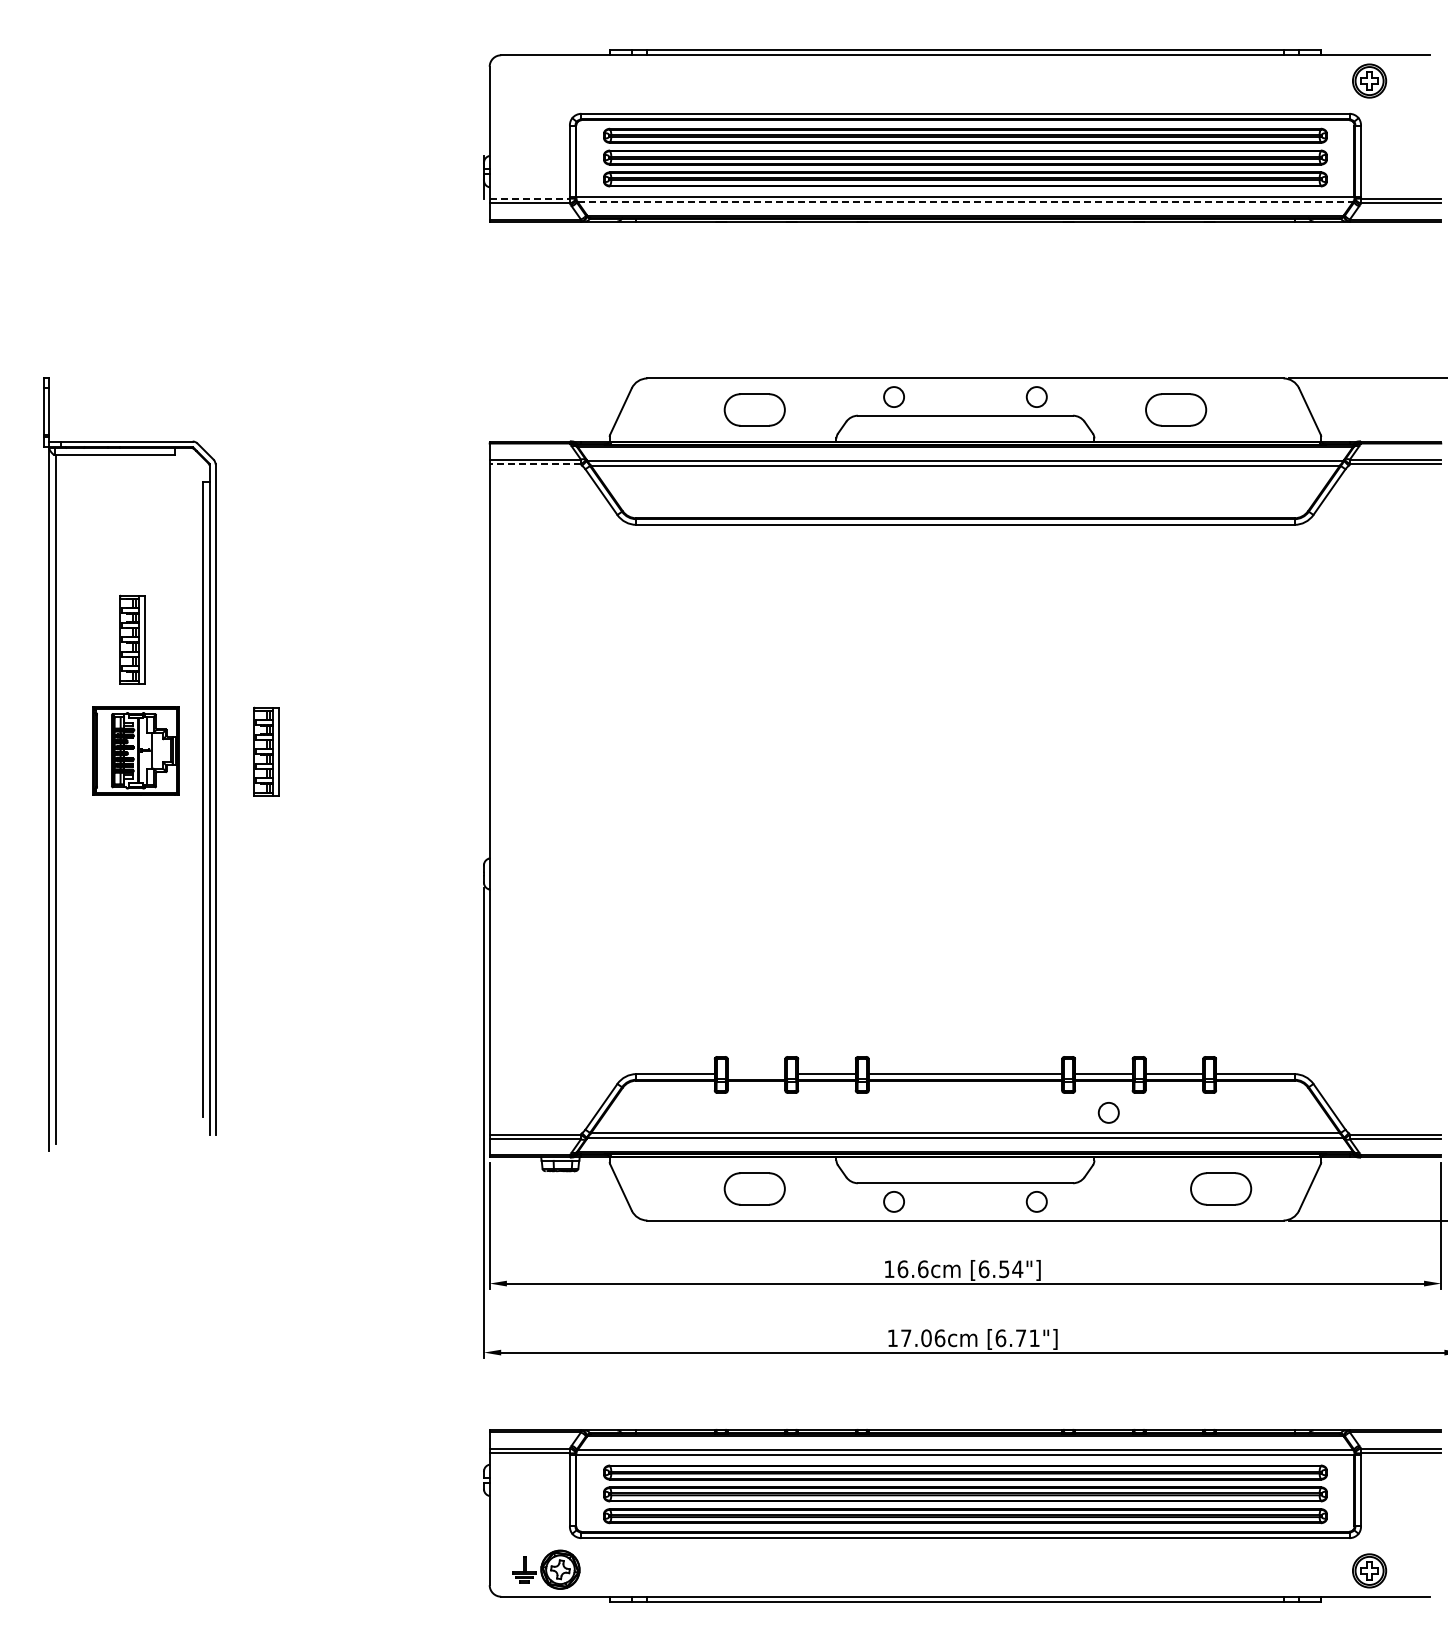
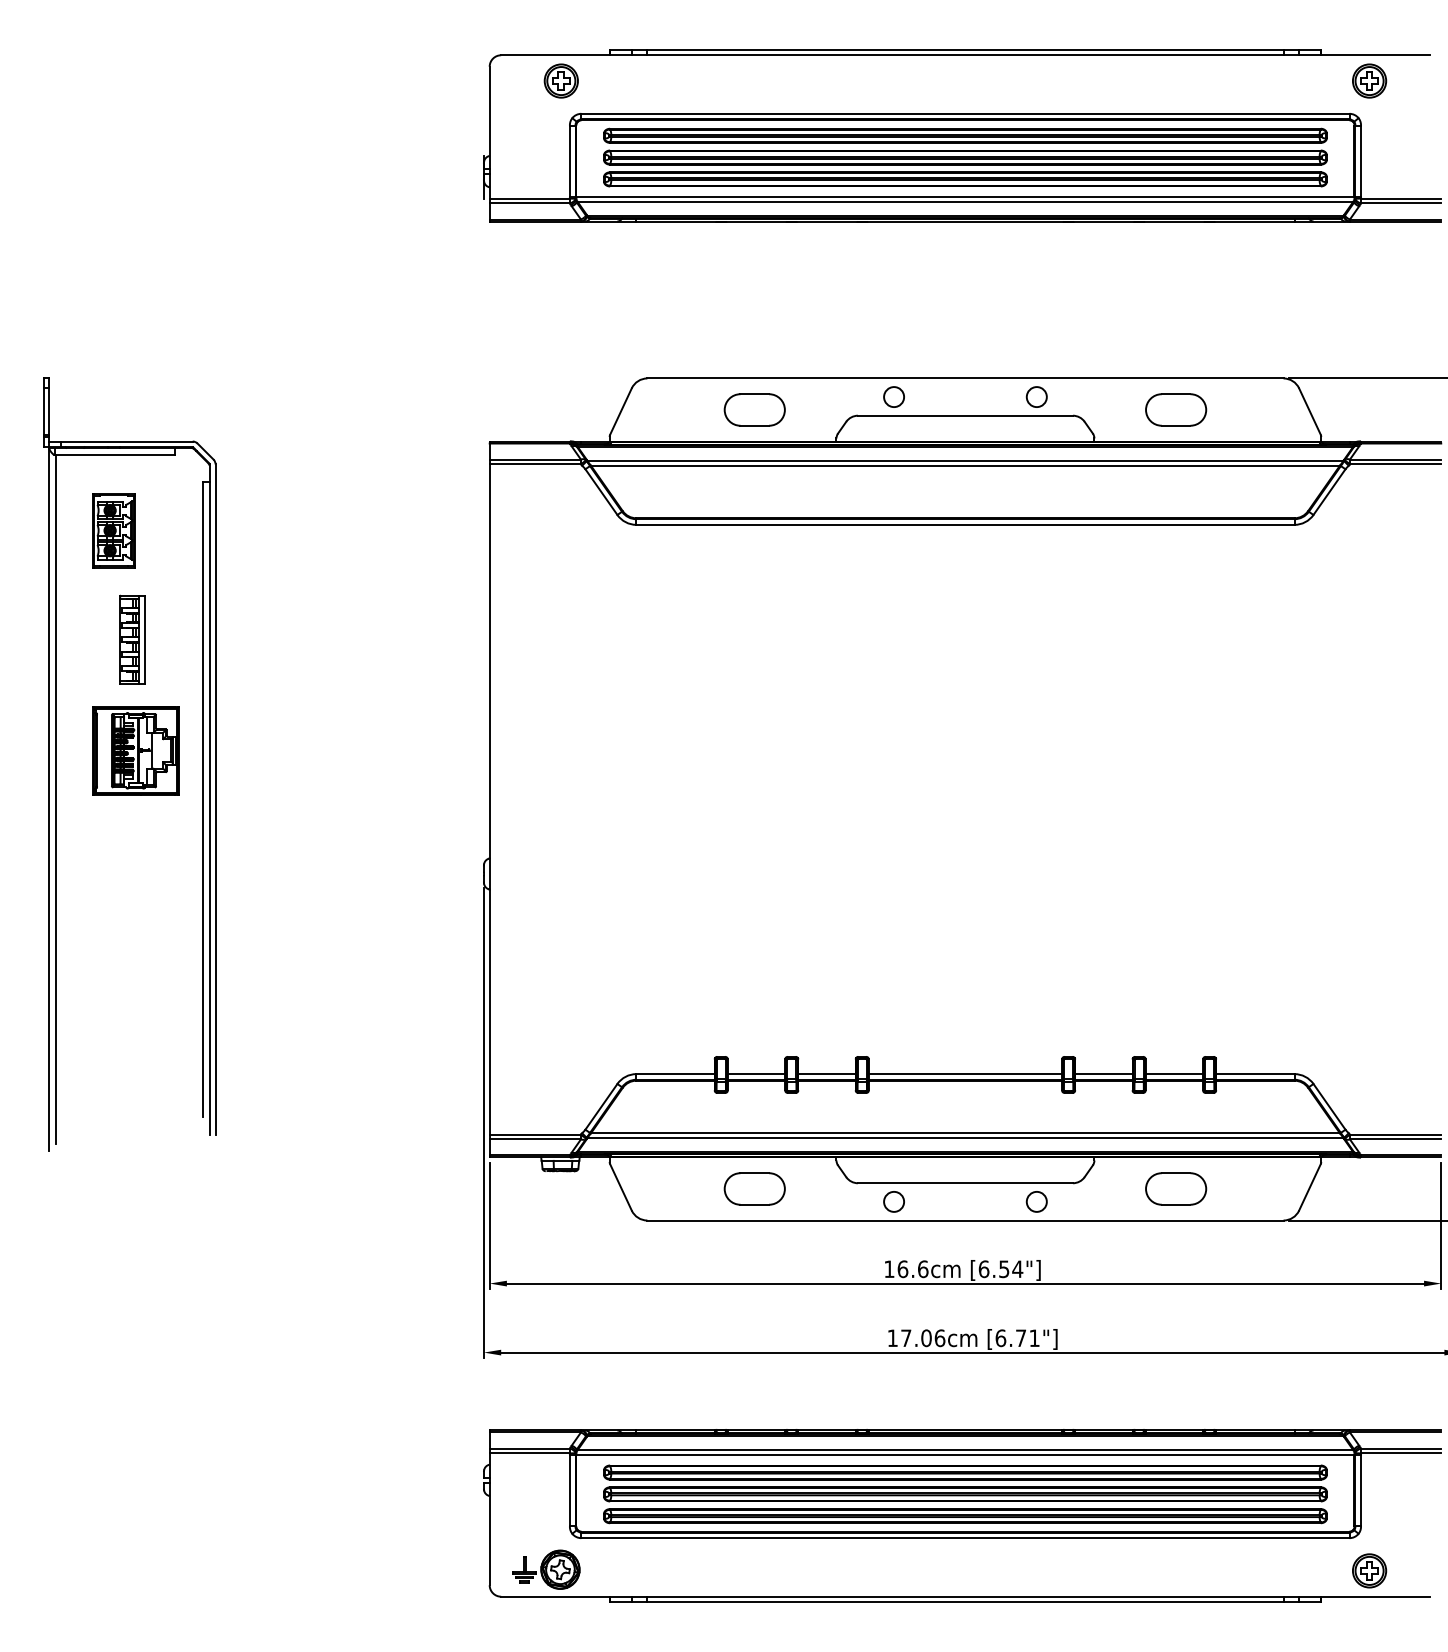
part: none -> present (560, 80)
line: dashed -> solid (530, 198)
line: dashed -> solid (965, 202)
line: dashed -> solid (535, 464)
part: none -> present (113, 530)
part: present -> none (266, 751)
line: none -> present (756, 1074)
circle: present -> none (1108, 1112)
part position: (1221, 1188) -> (1176, 1188) (1176, 1188)
